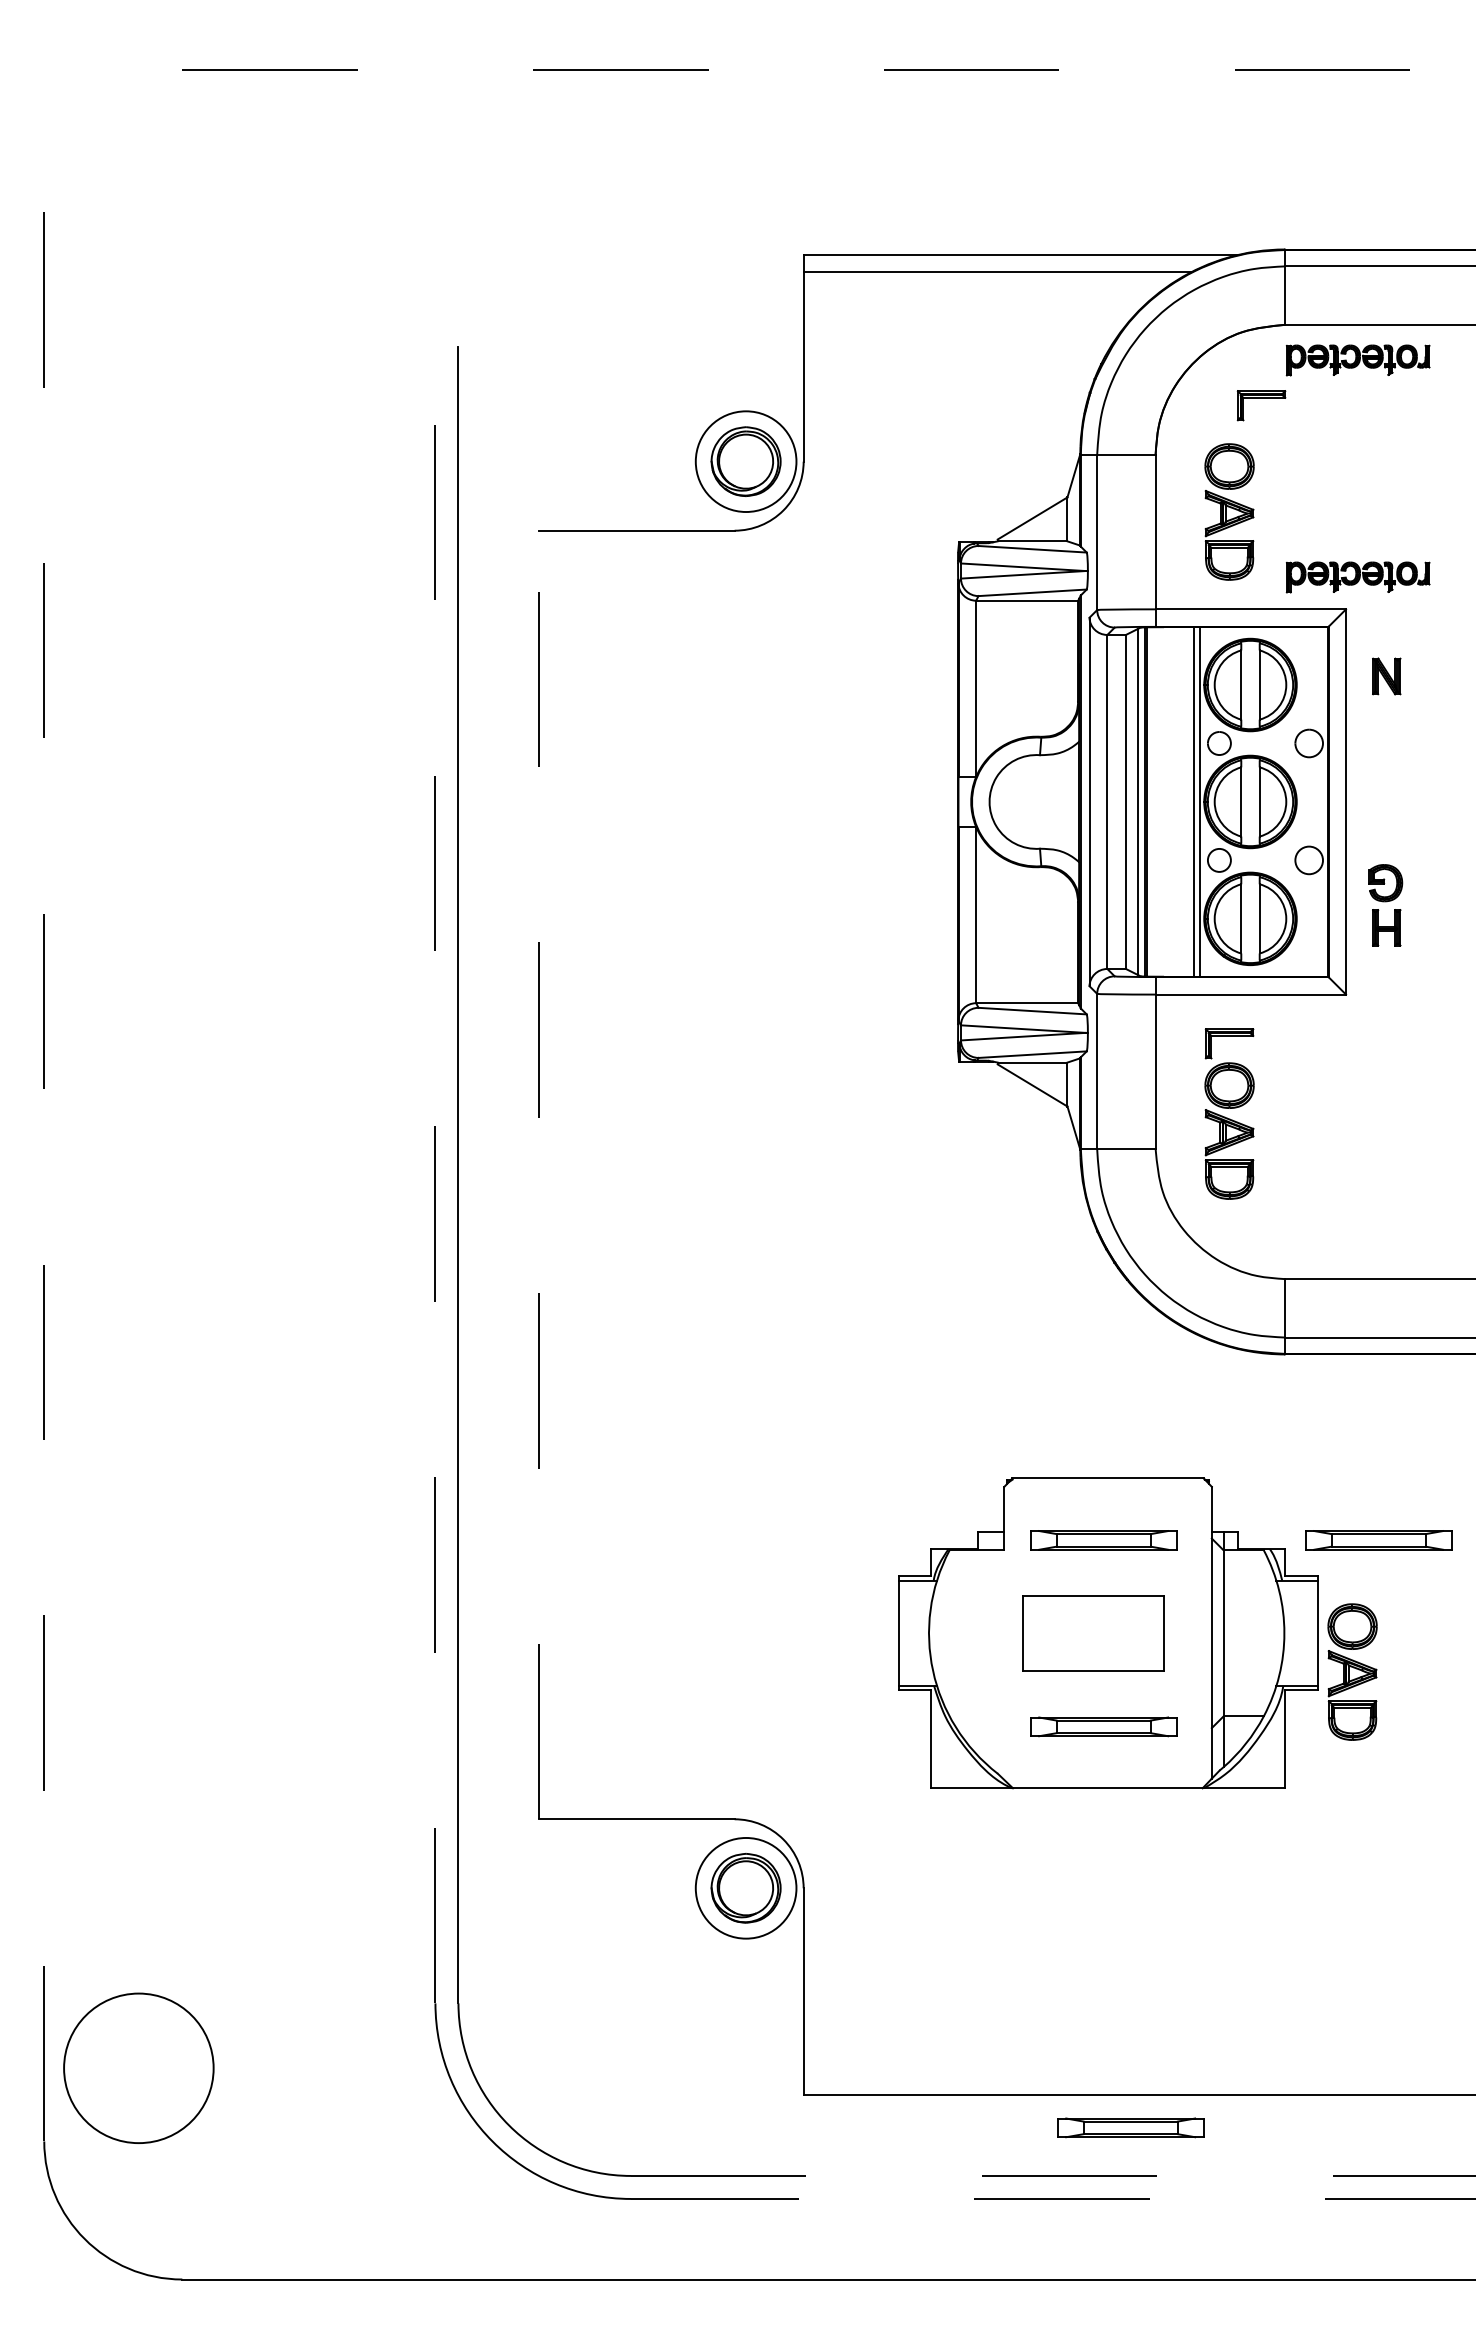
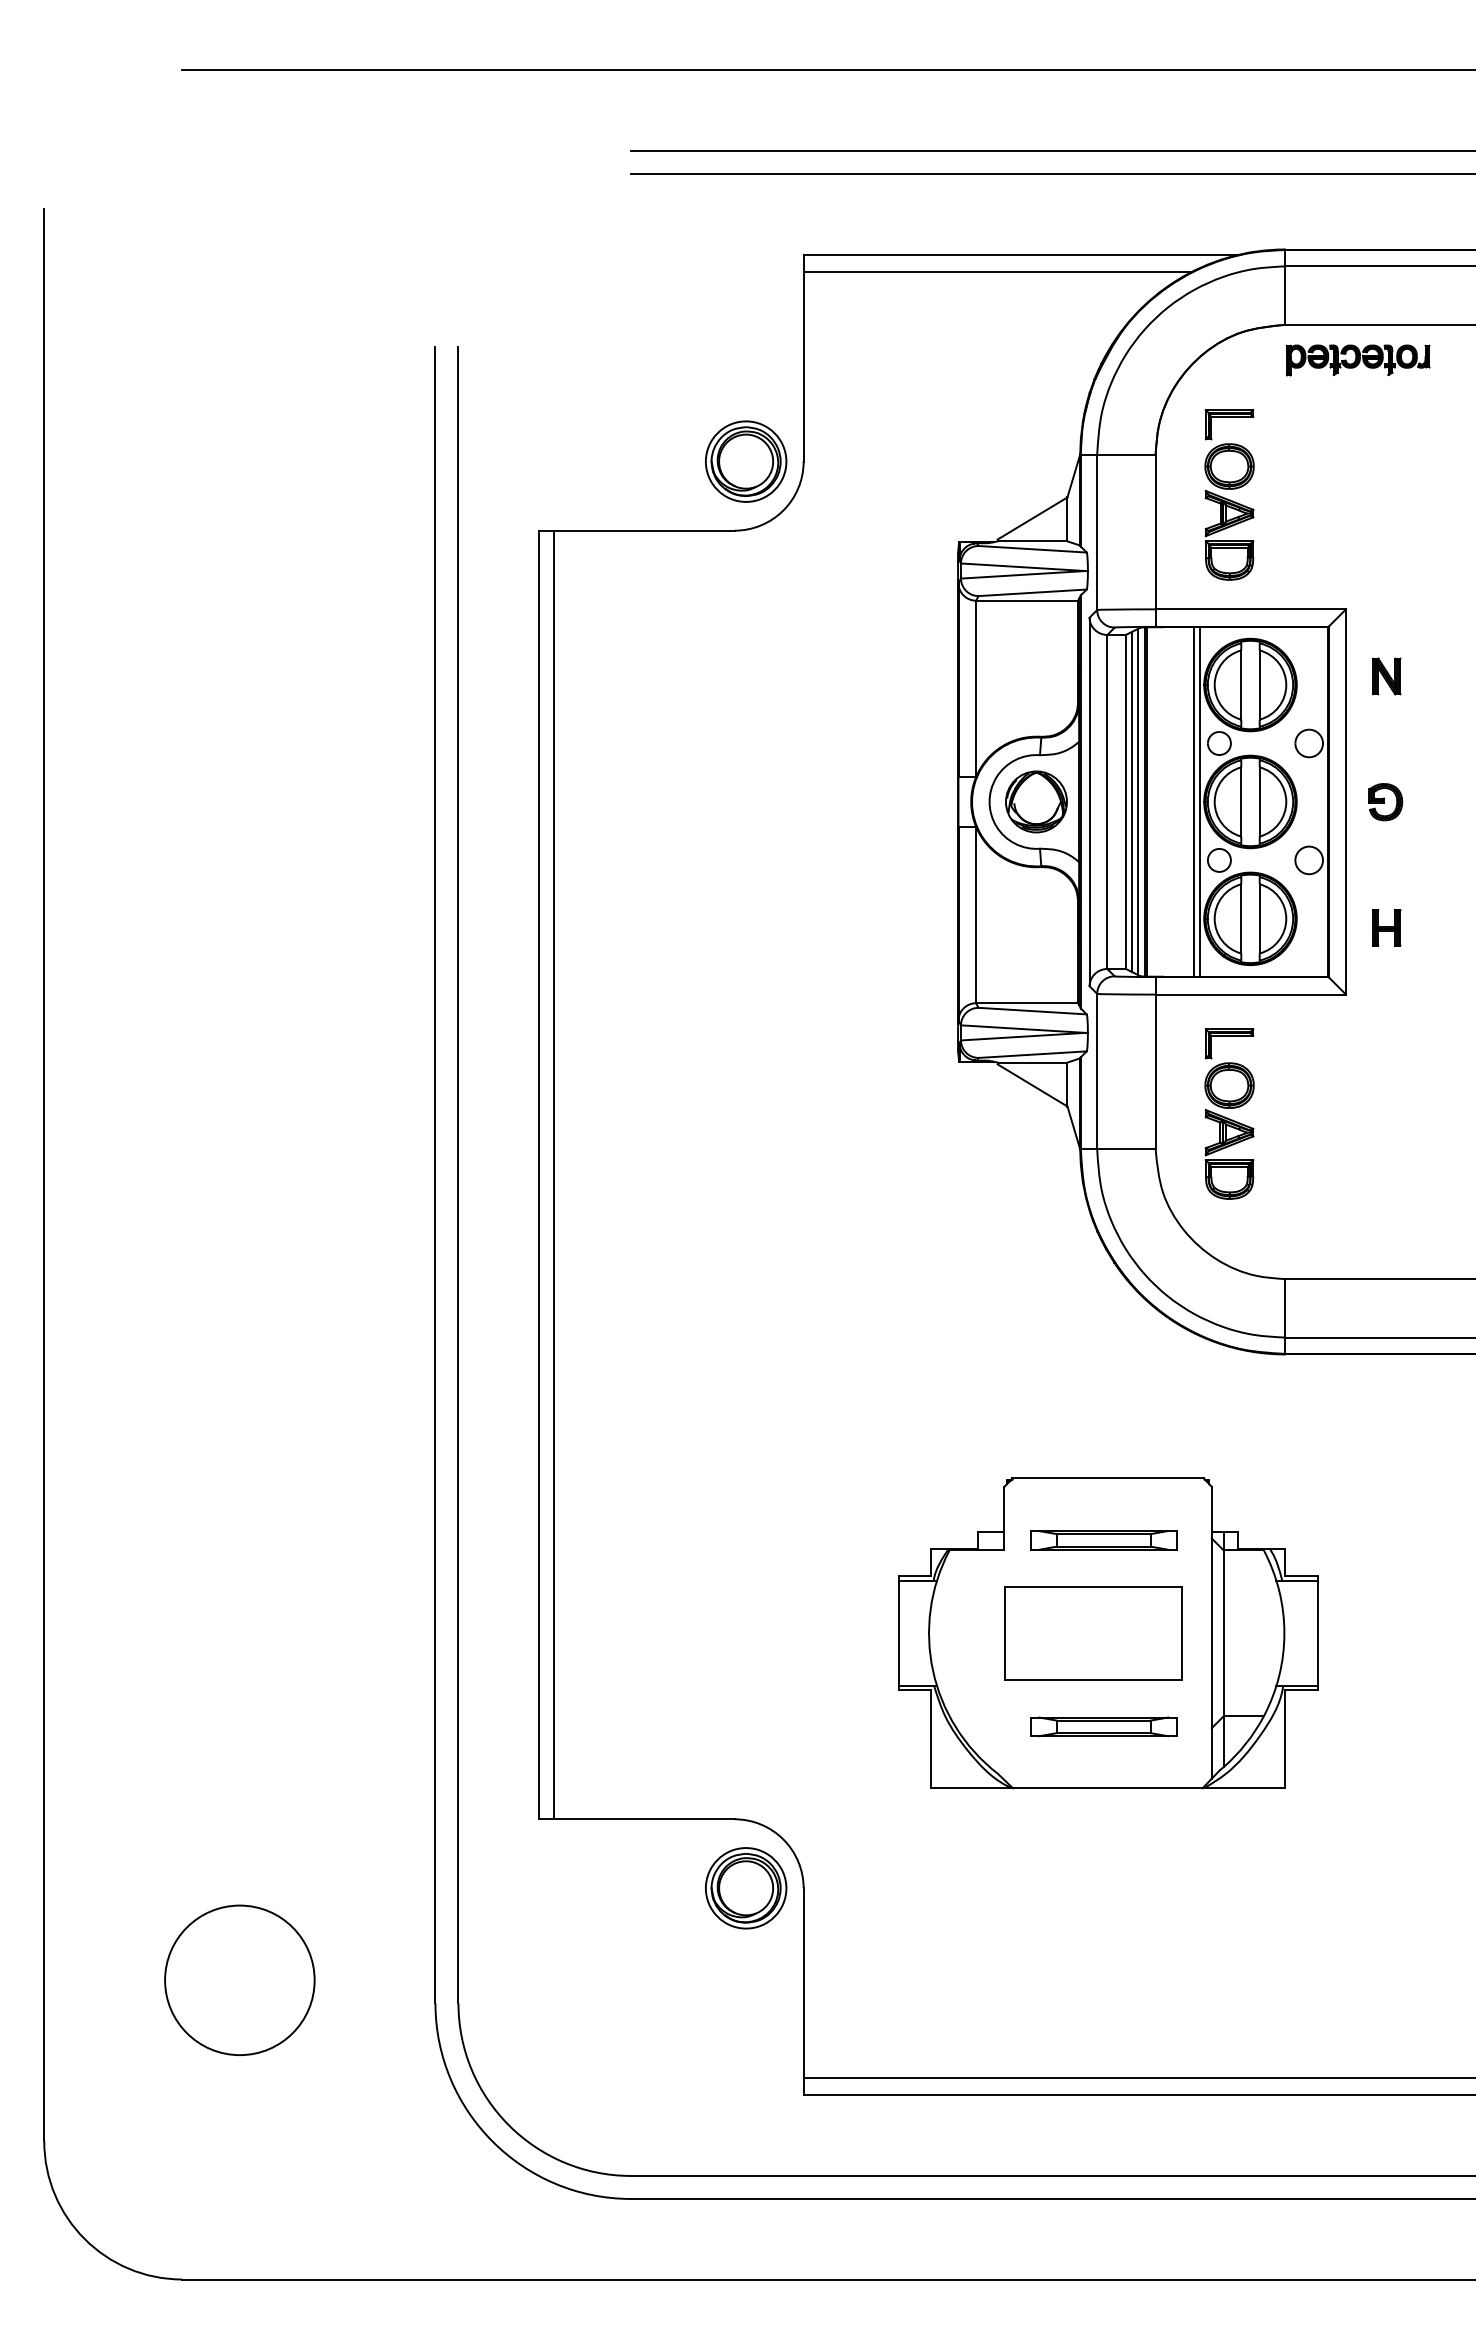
line: dashed -> solid (829, 70)
line: none -> present (1051, 151)
line: none -> present (1051, 174)
part position: (1261, 398) -> (1229, 417) (1229, 417)
circle diameter: 101 px -> 81 px (745, 461)
part: present -> none (1357, 577)
part: none -> present (1036, 801)
line: none -> present (1131, 801)
part position: (1385, 883) -> (1385, 802) (1385, 802)
line: dashed -> solid (44, 1174)
line: dashed -> solid (435, 1174)
line: dashed -> solid (539, 1174)
line: none -> present (554, 1174)
part: present -> none (1378, 1540)
part size: 143x77 px -> 179x95 px (1093, 1633)
part: present -> none (1352, 1671)
circle diameter: 101 px -> 81 px (745, 1888)
circle position: (138, 2067) -> (239, 1979) (239, 1979)
line: none -> present (1137, 2078)
part: present -> none (1130, 2127)
line: dashed -> solid (1053, 2175)
line: dashed -> solid (1052, 2198)
